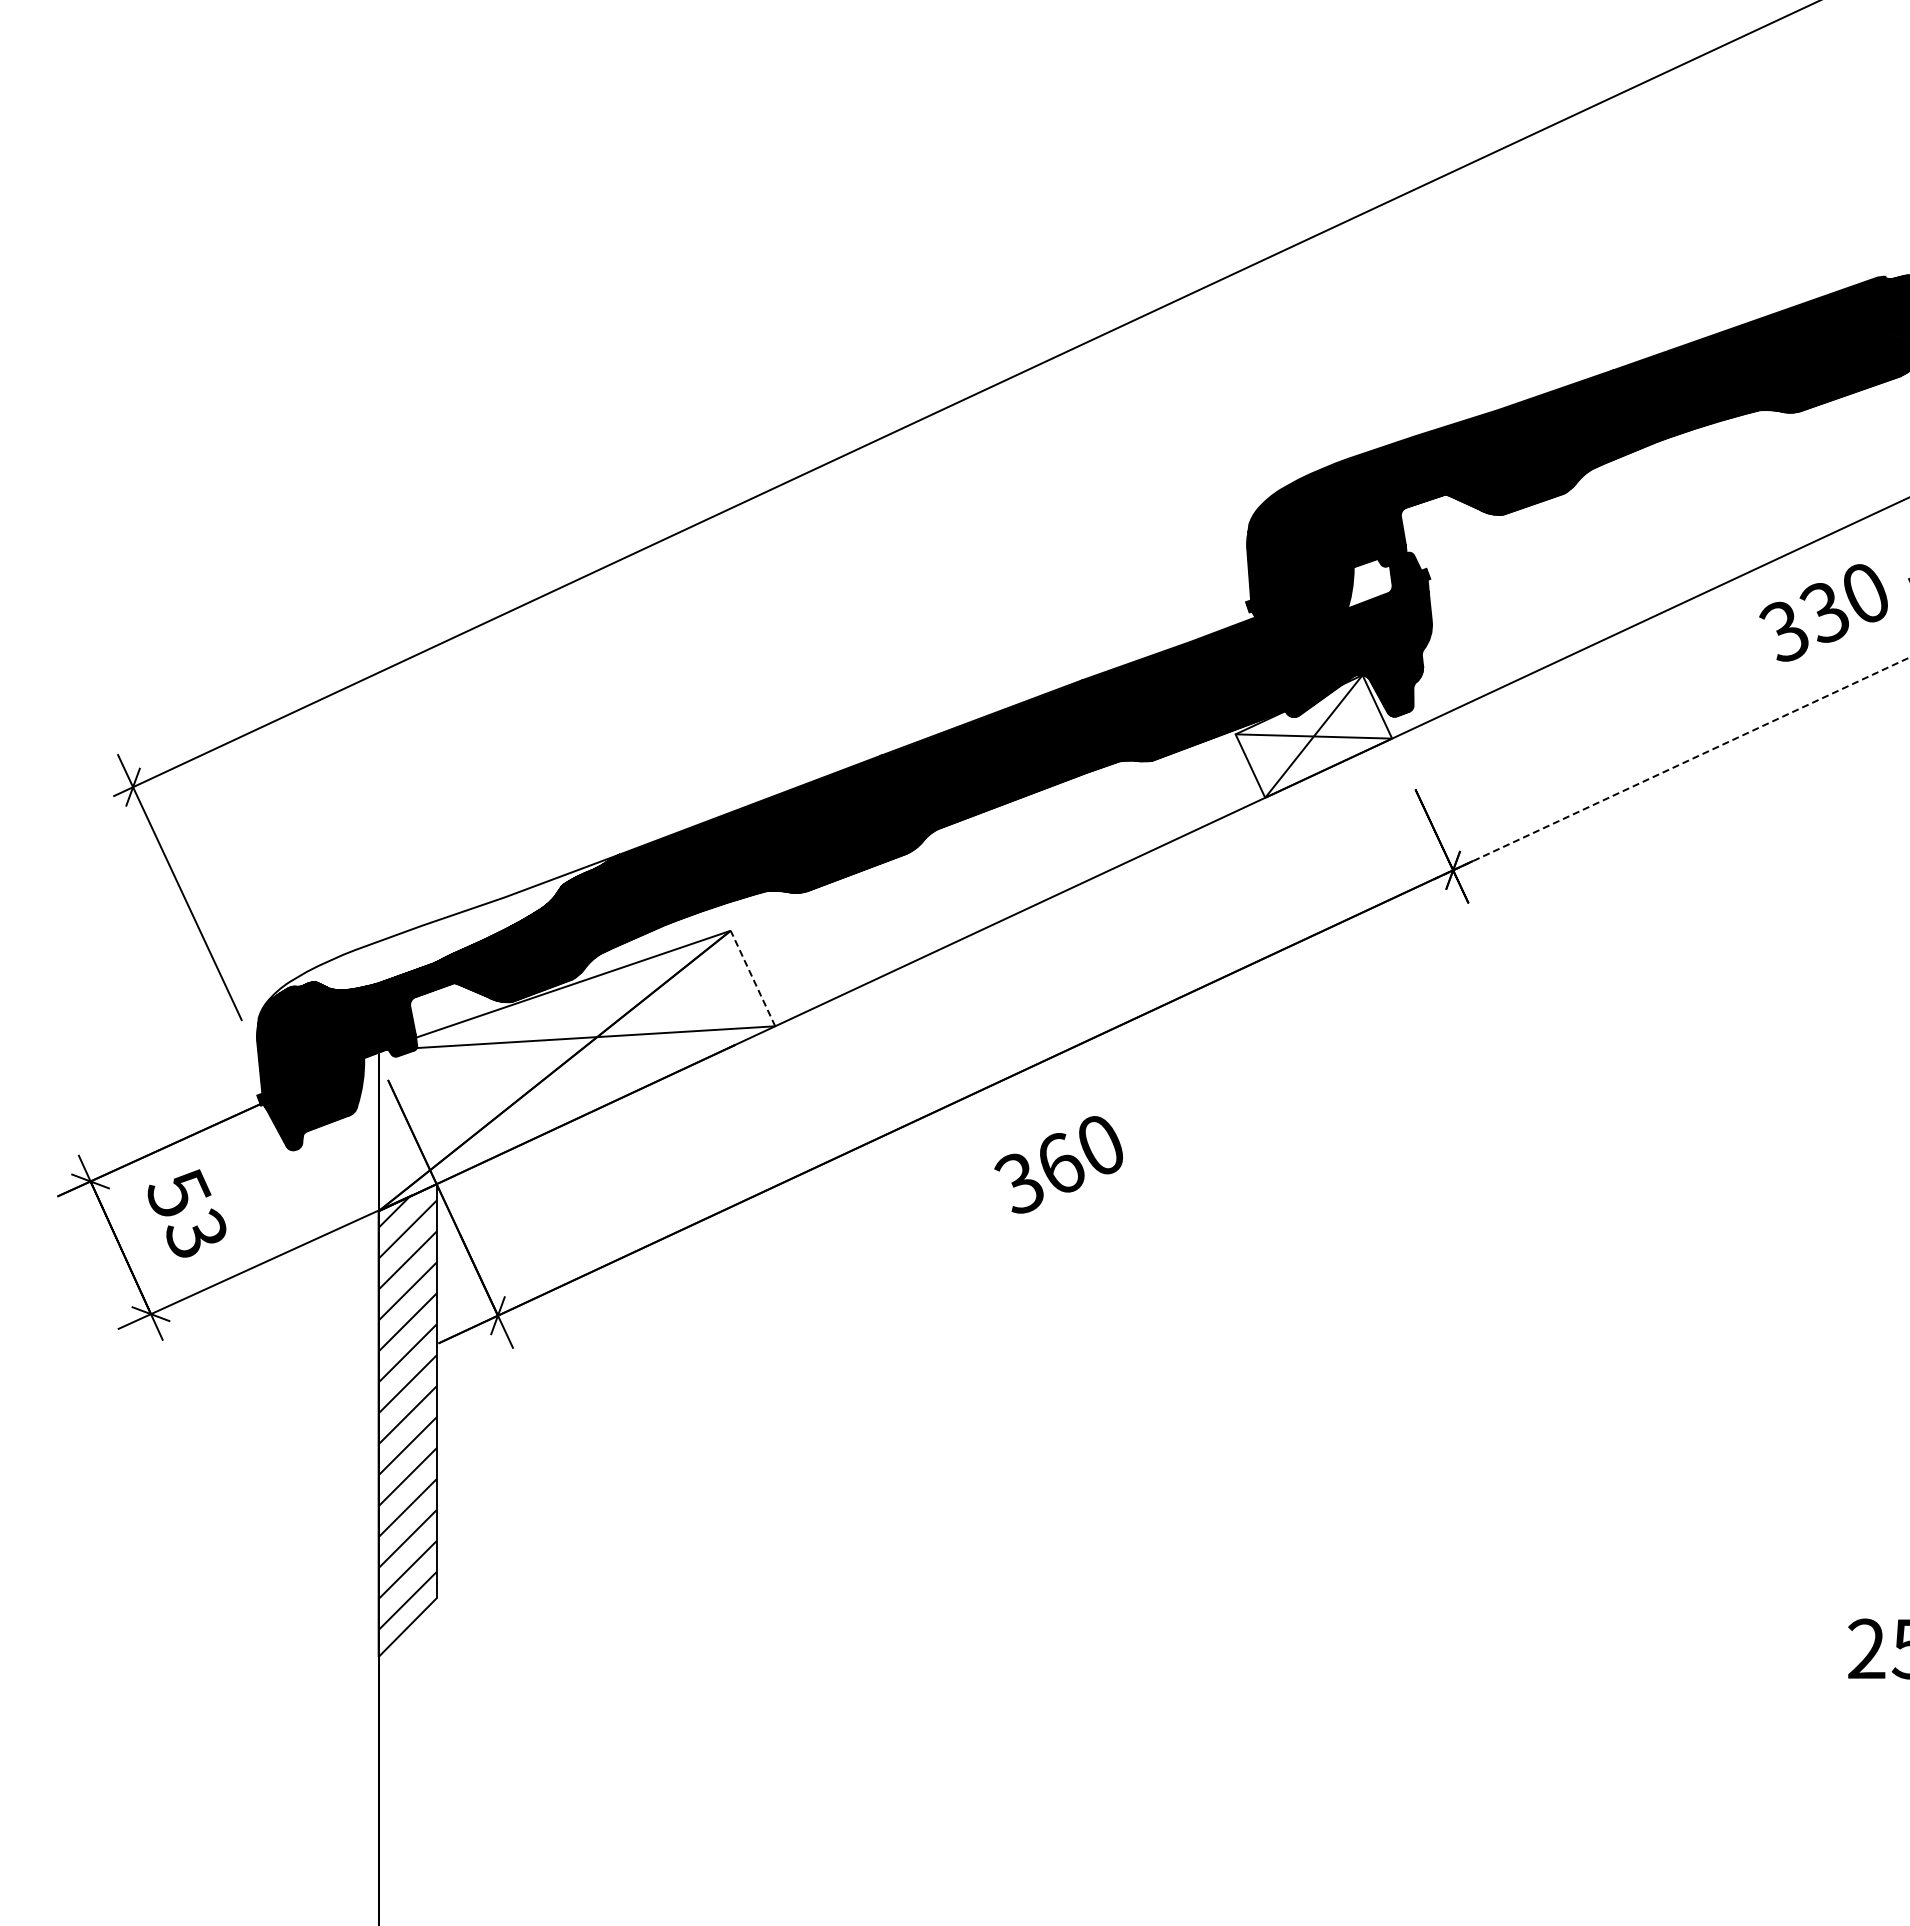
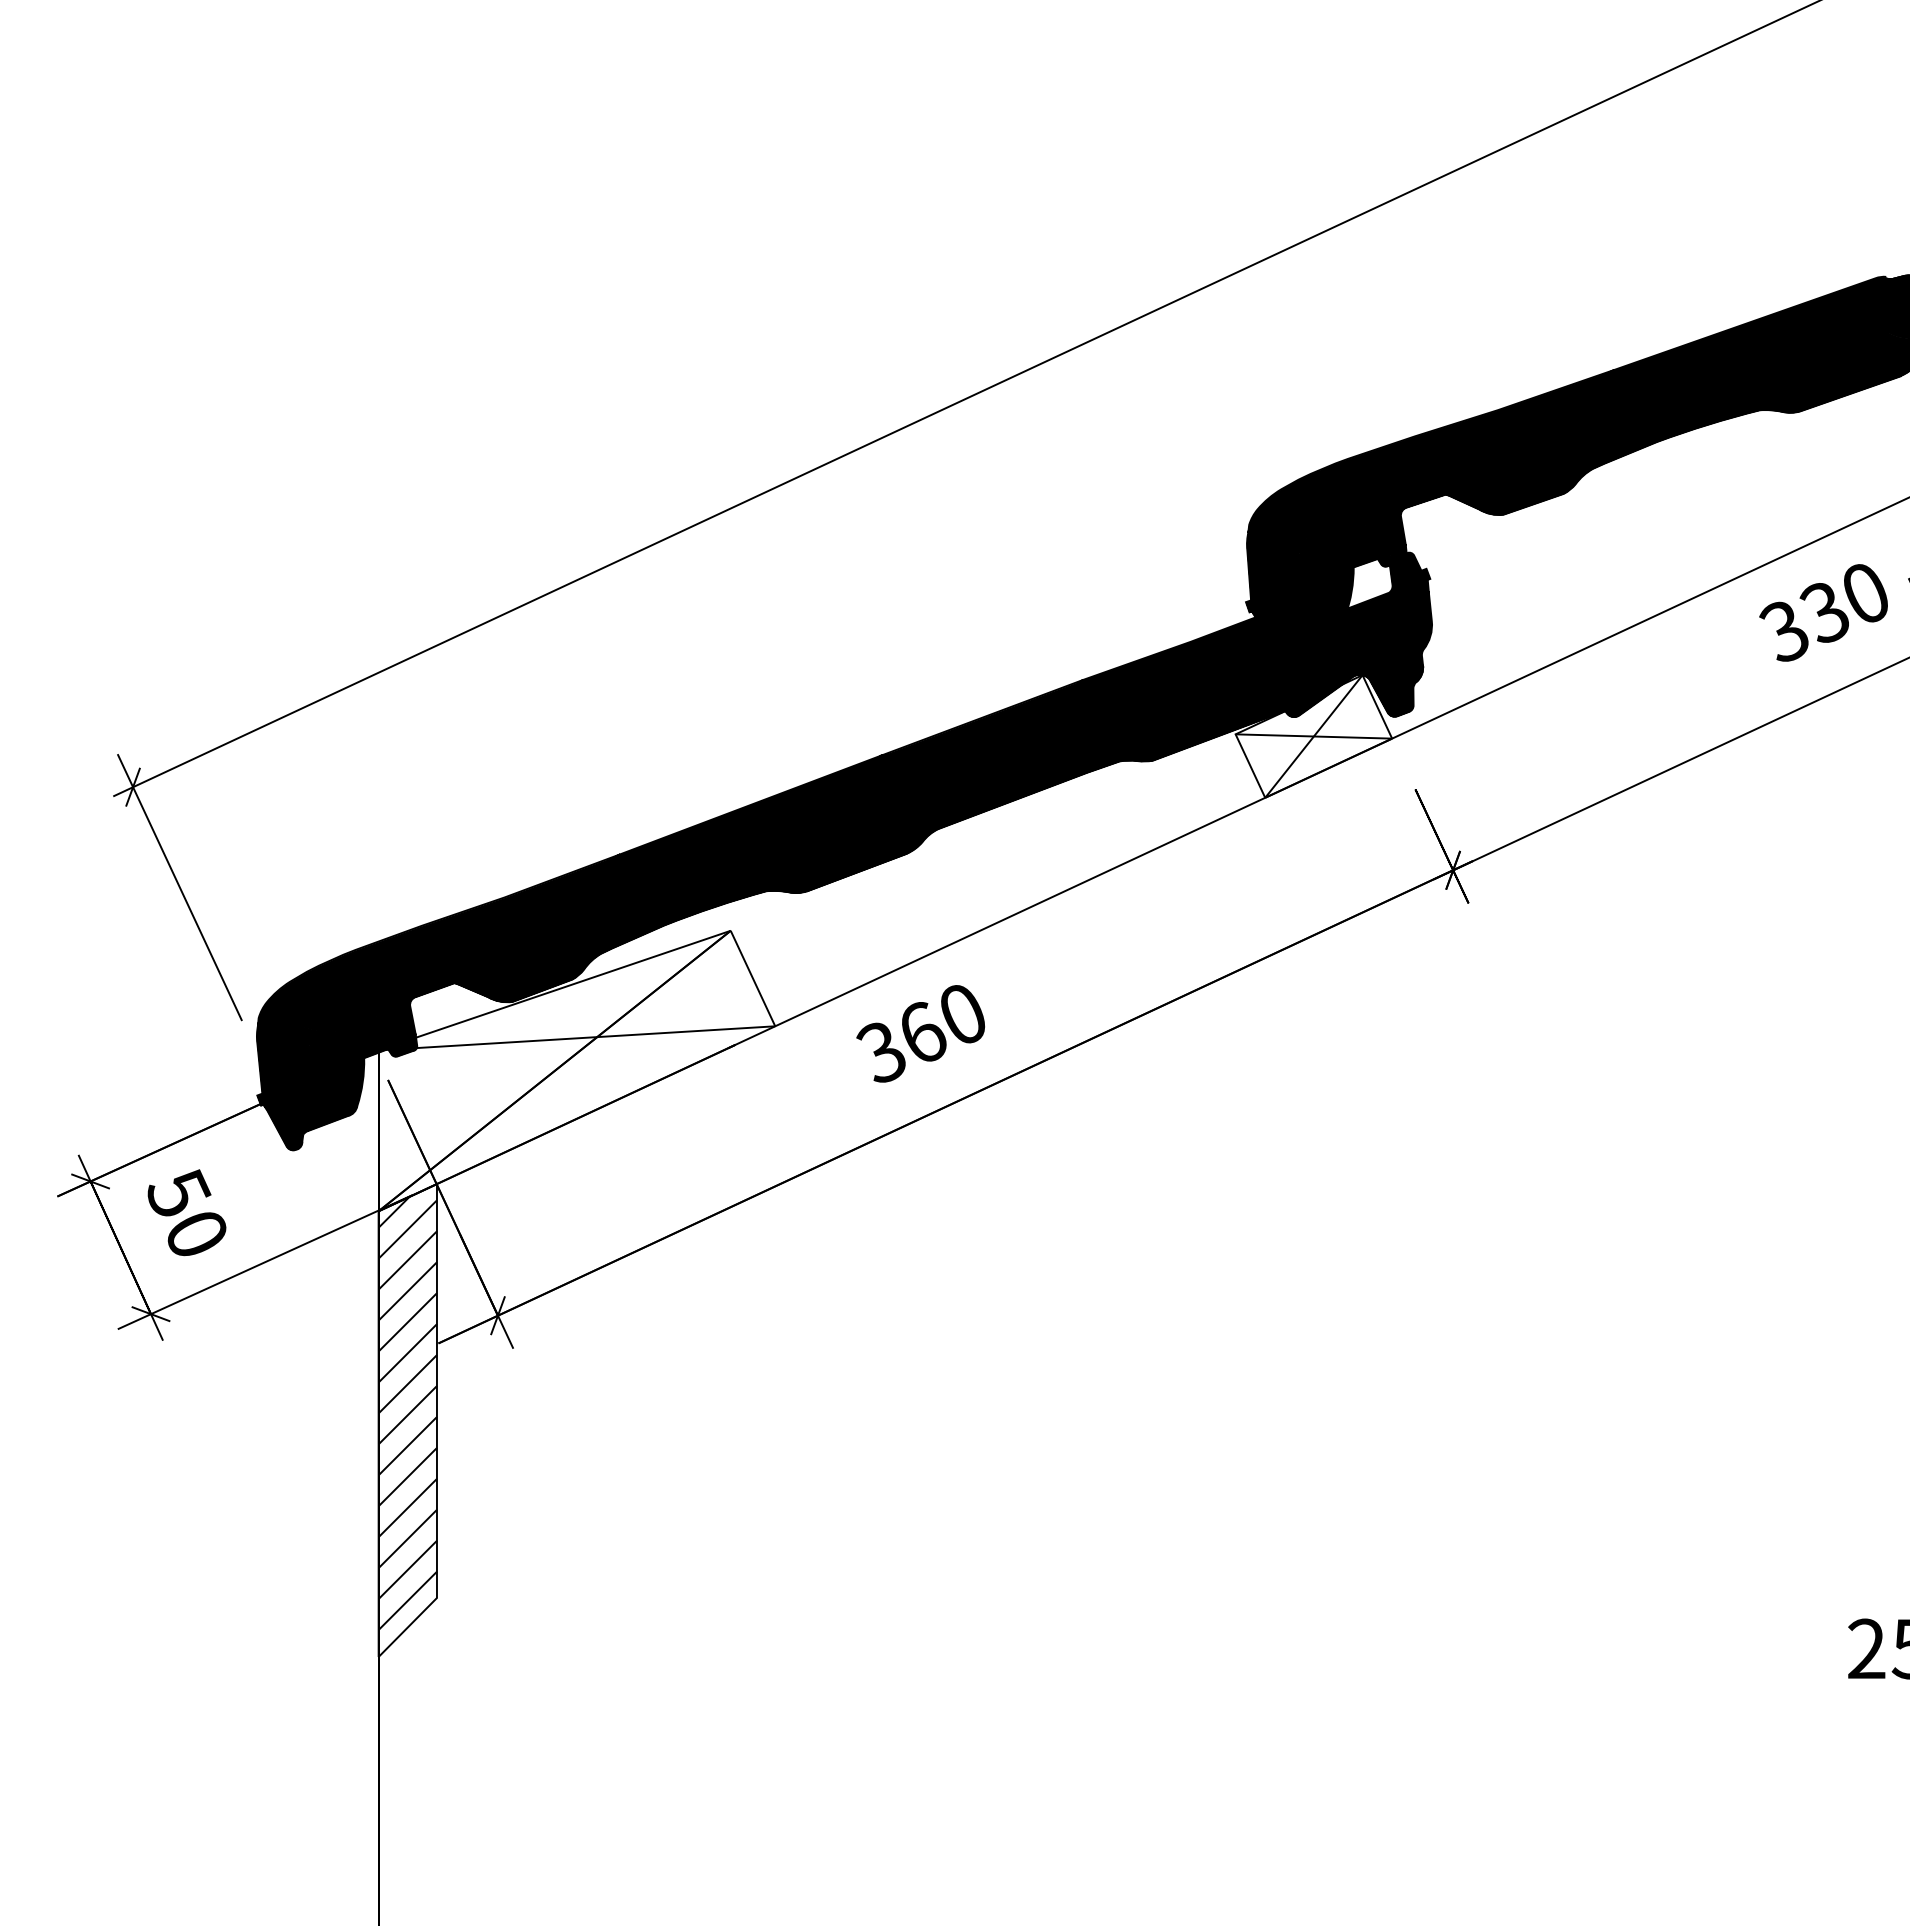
line: dashed -> solid (1671, 768)
fill: none -> present (438, 940)
line: dashed -> solid (752, 978)
text position: (1058, 1164) -> (920, 1033) (920, 1033)
text: 53 -> 50 (196, 1232)
